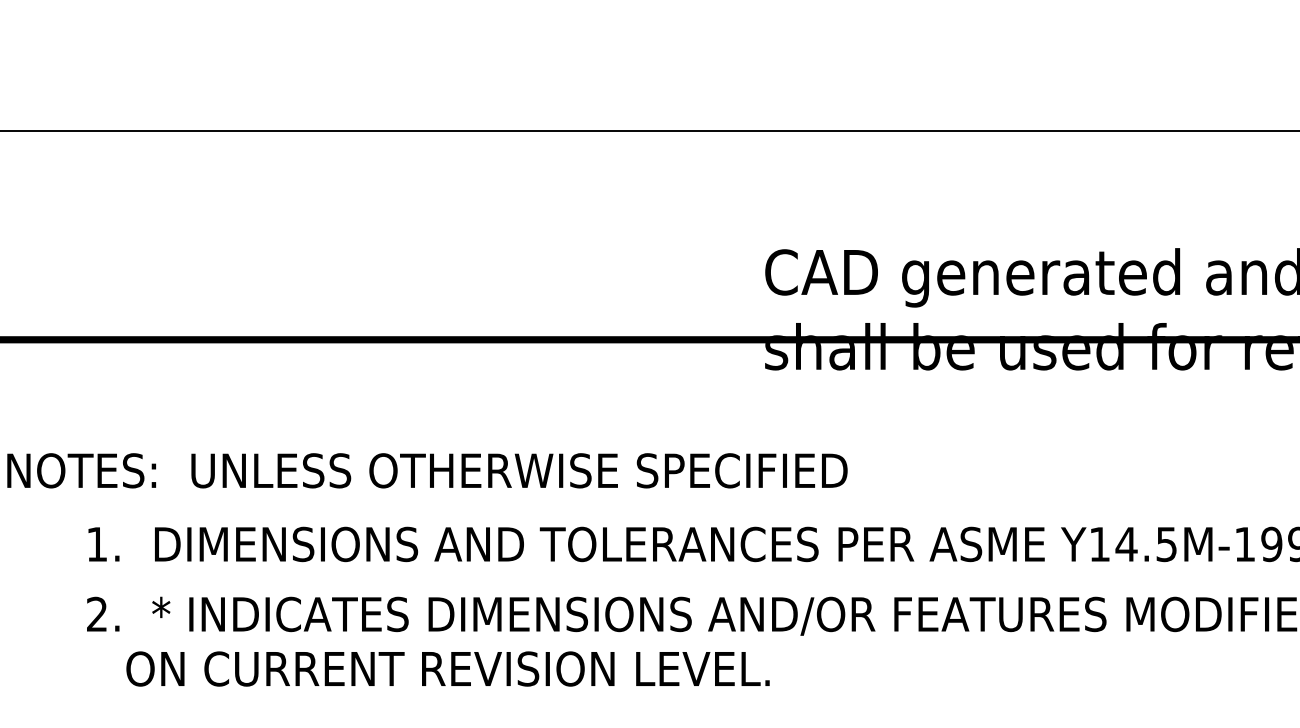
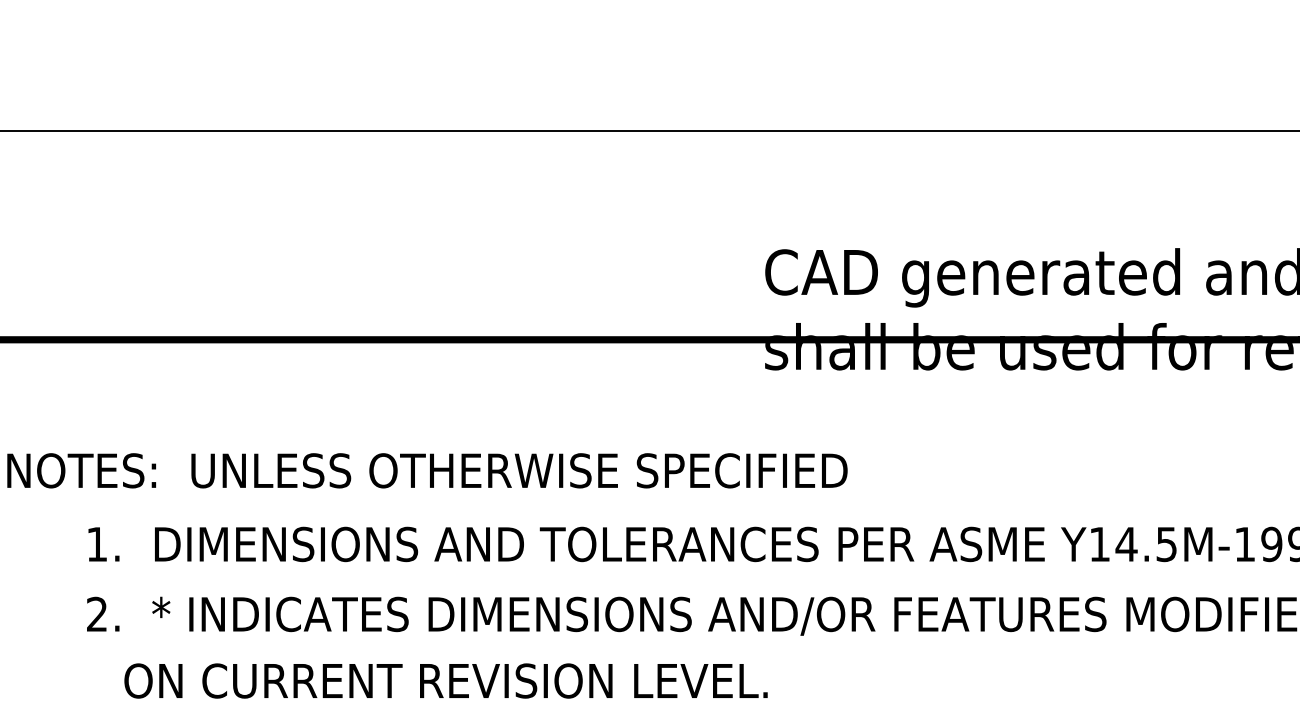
text position: (447, 668) -> (445, 680) (445, 680)
